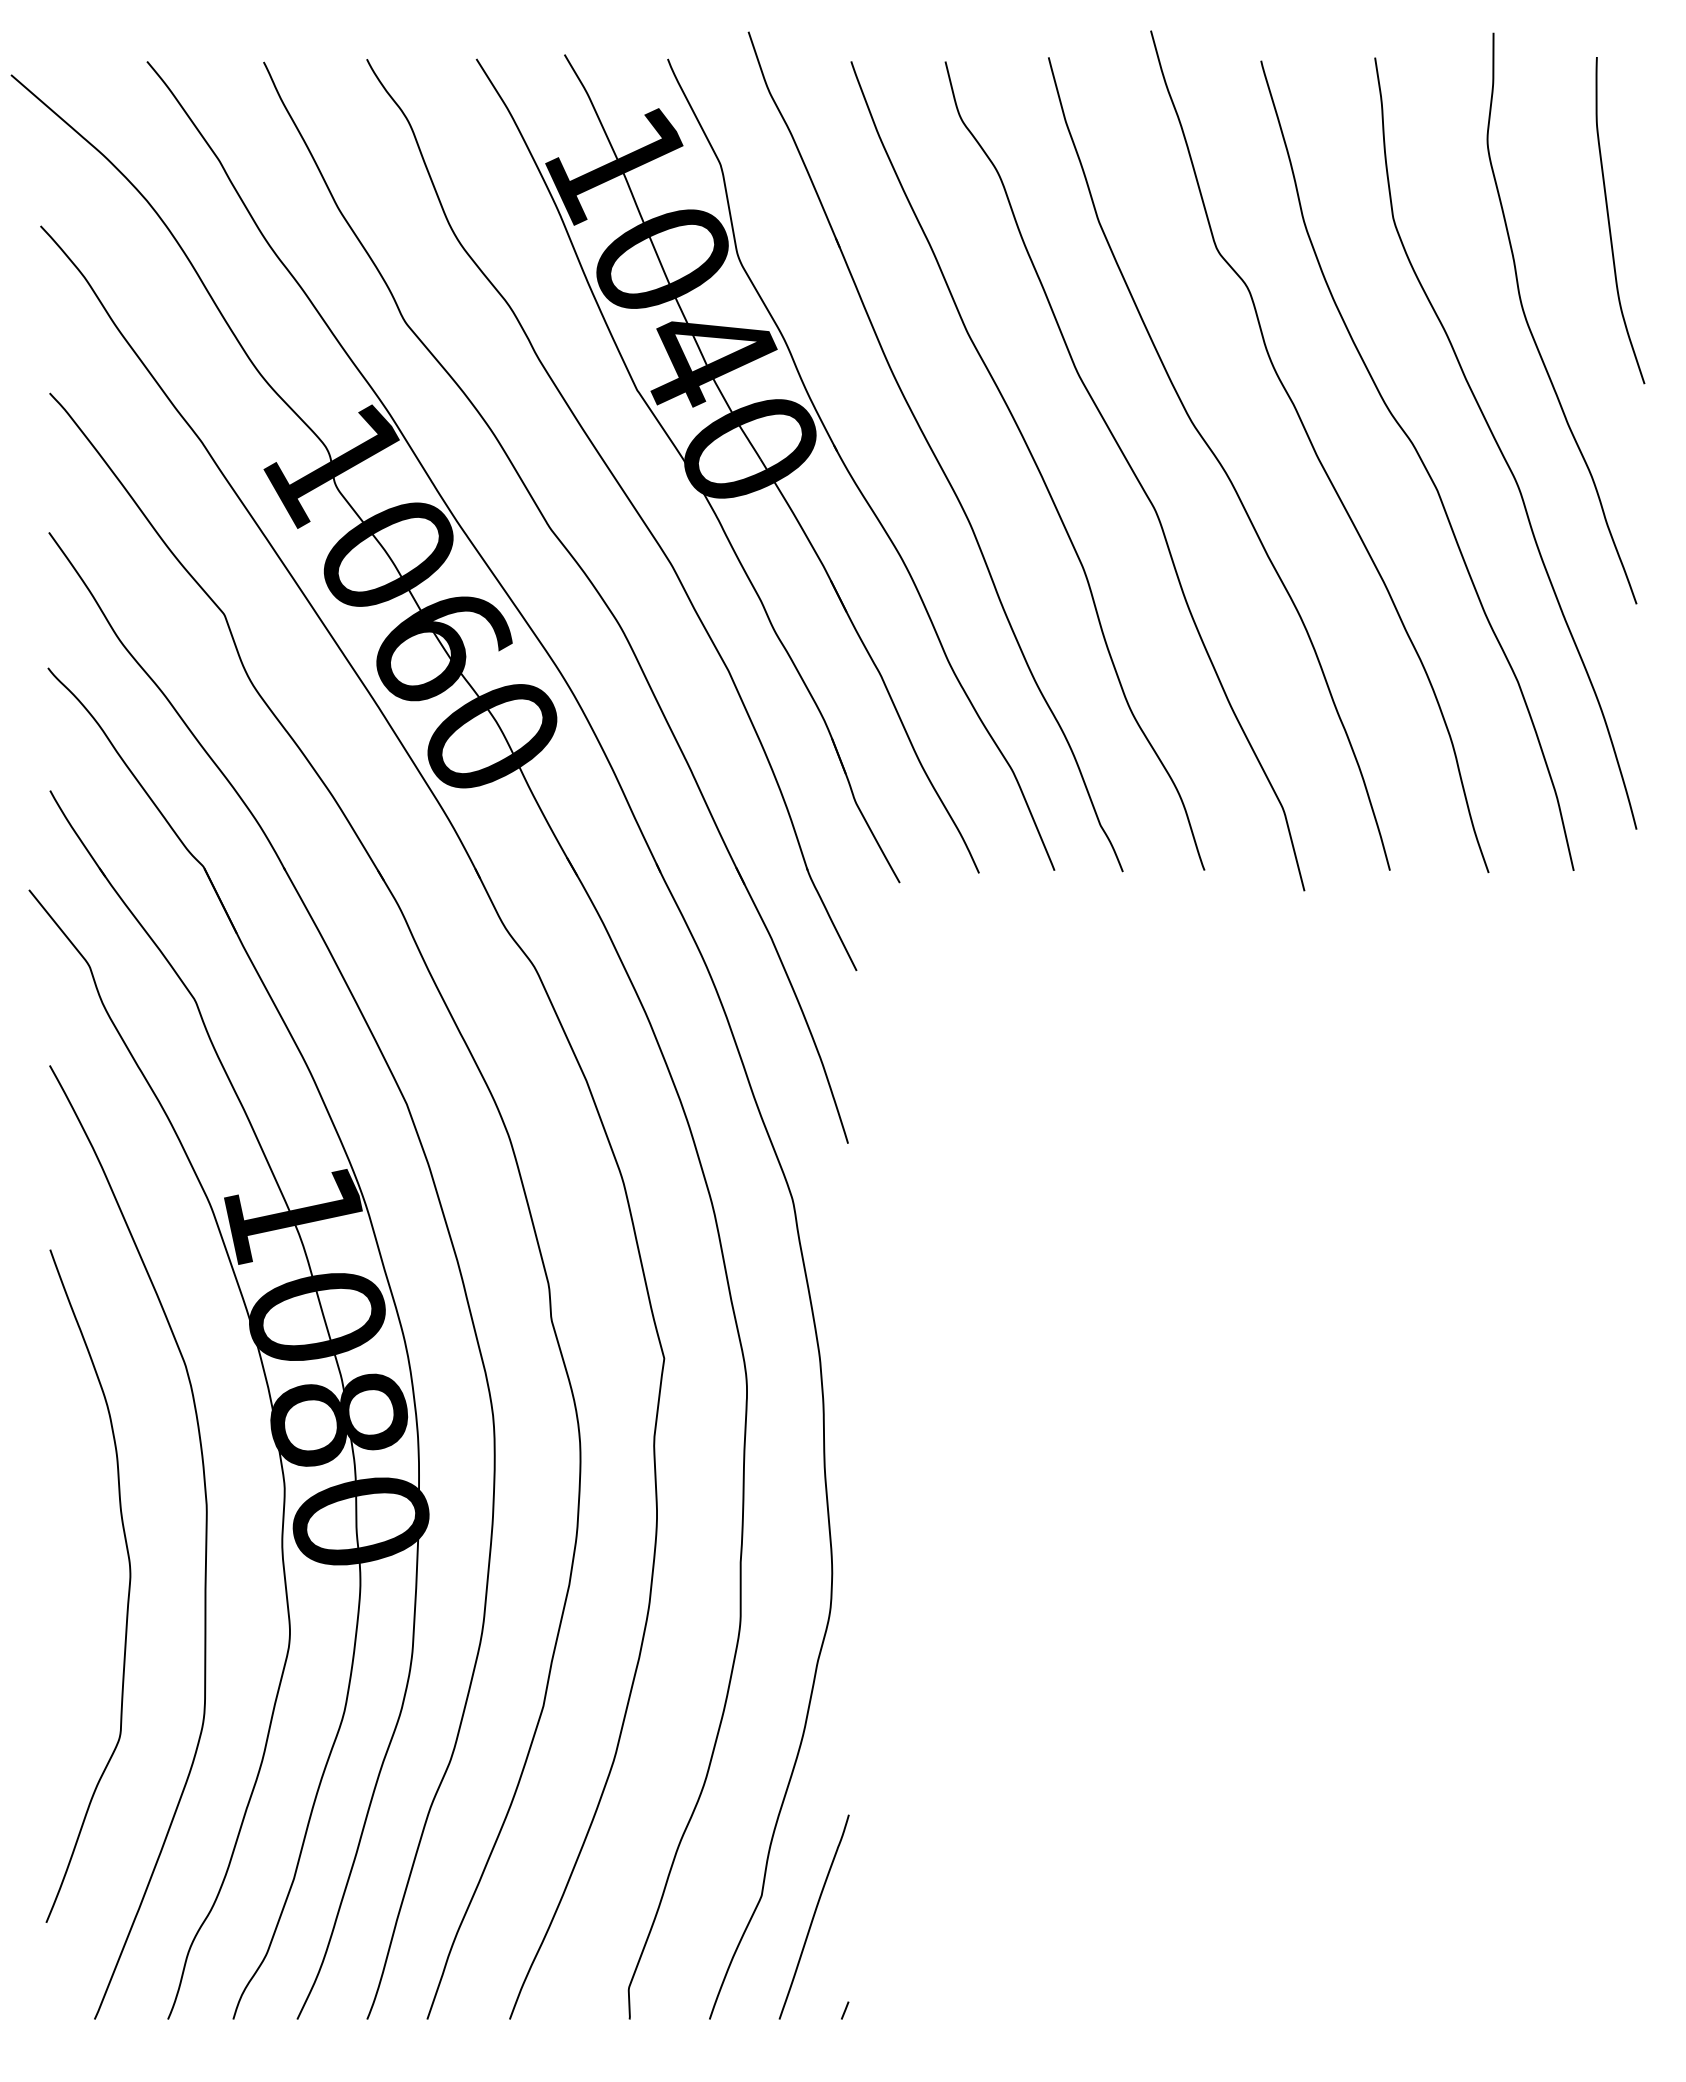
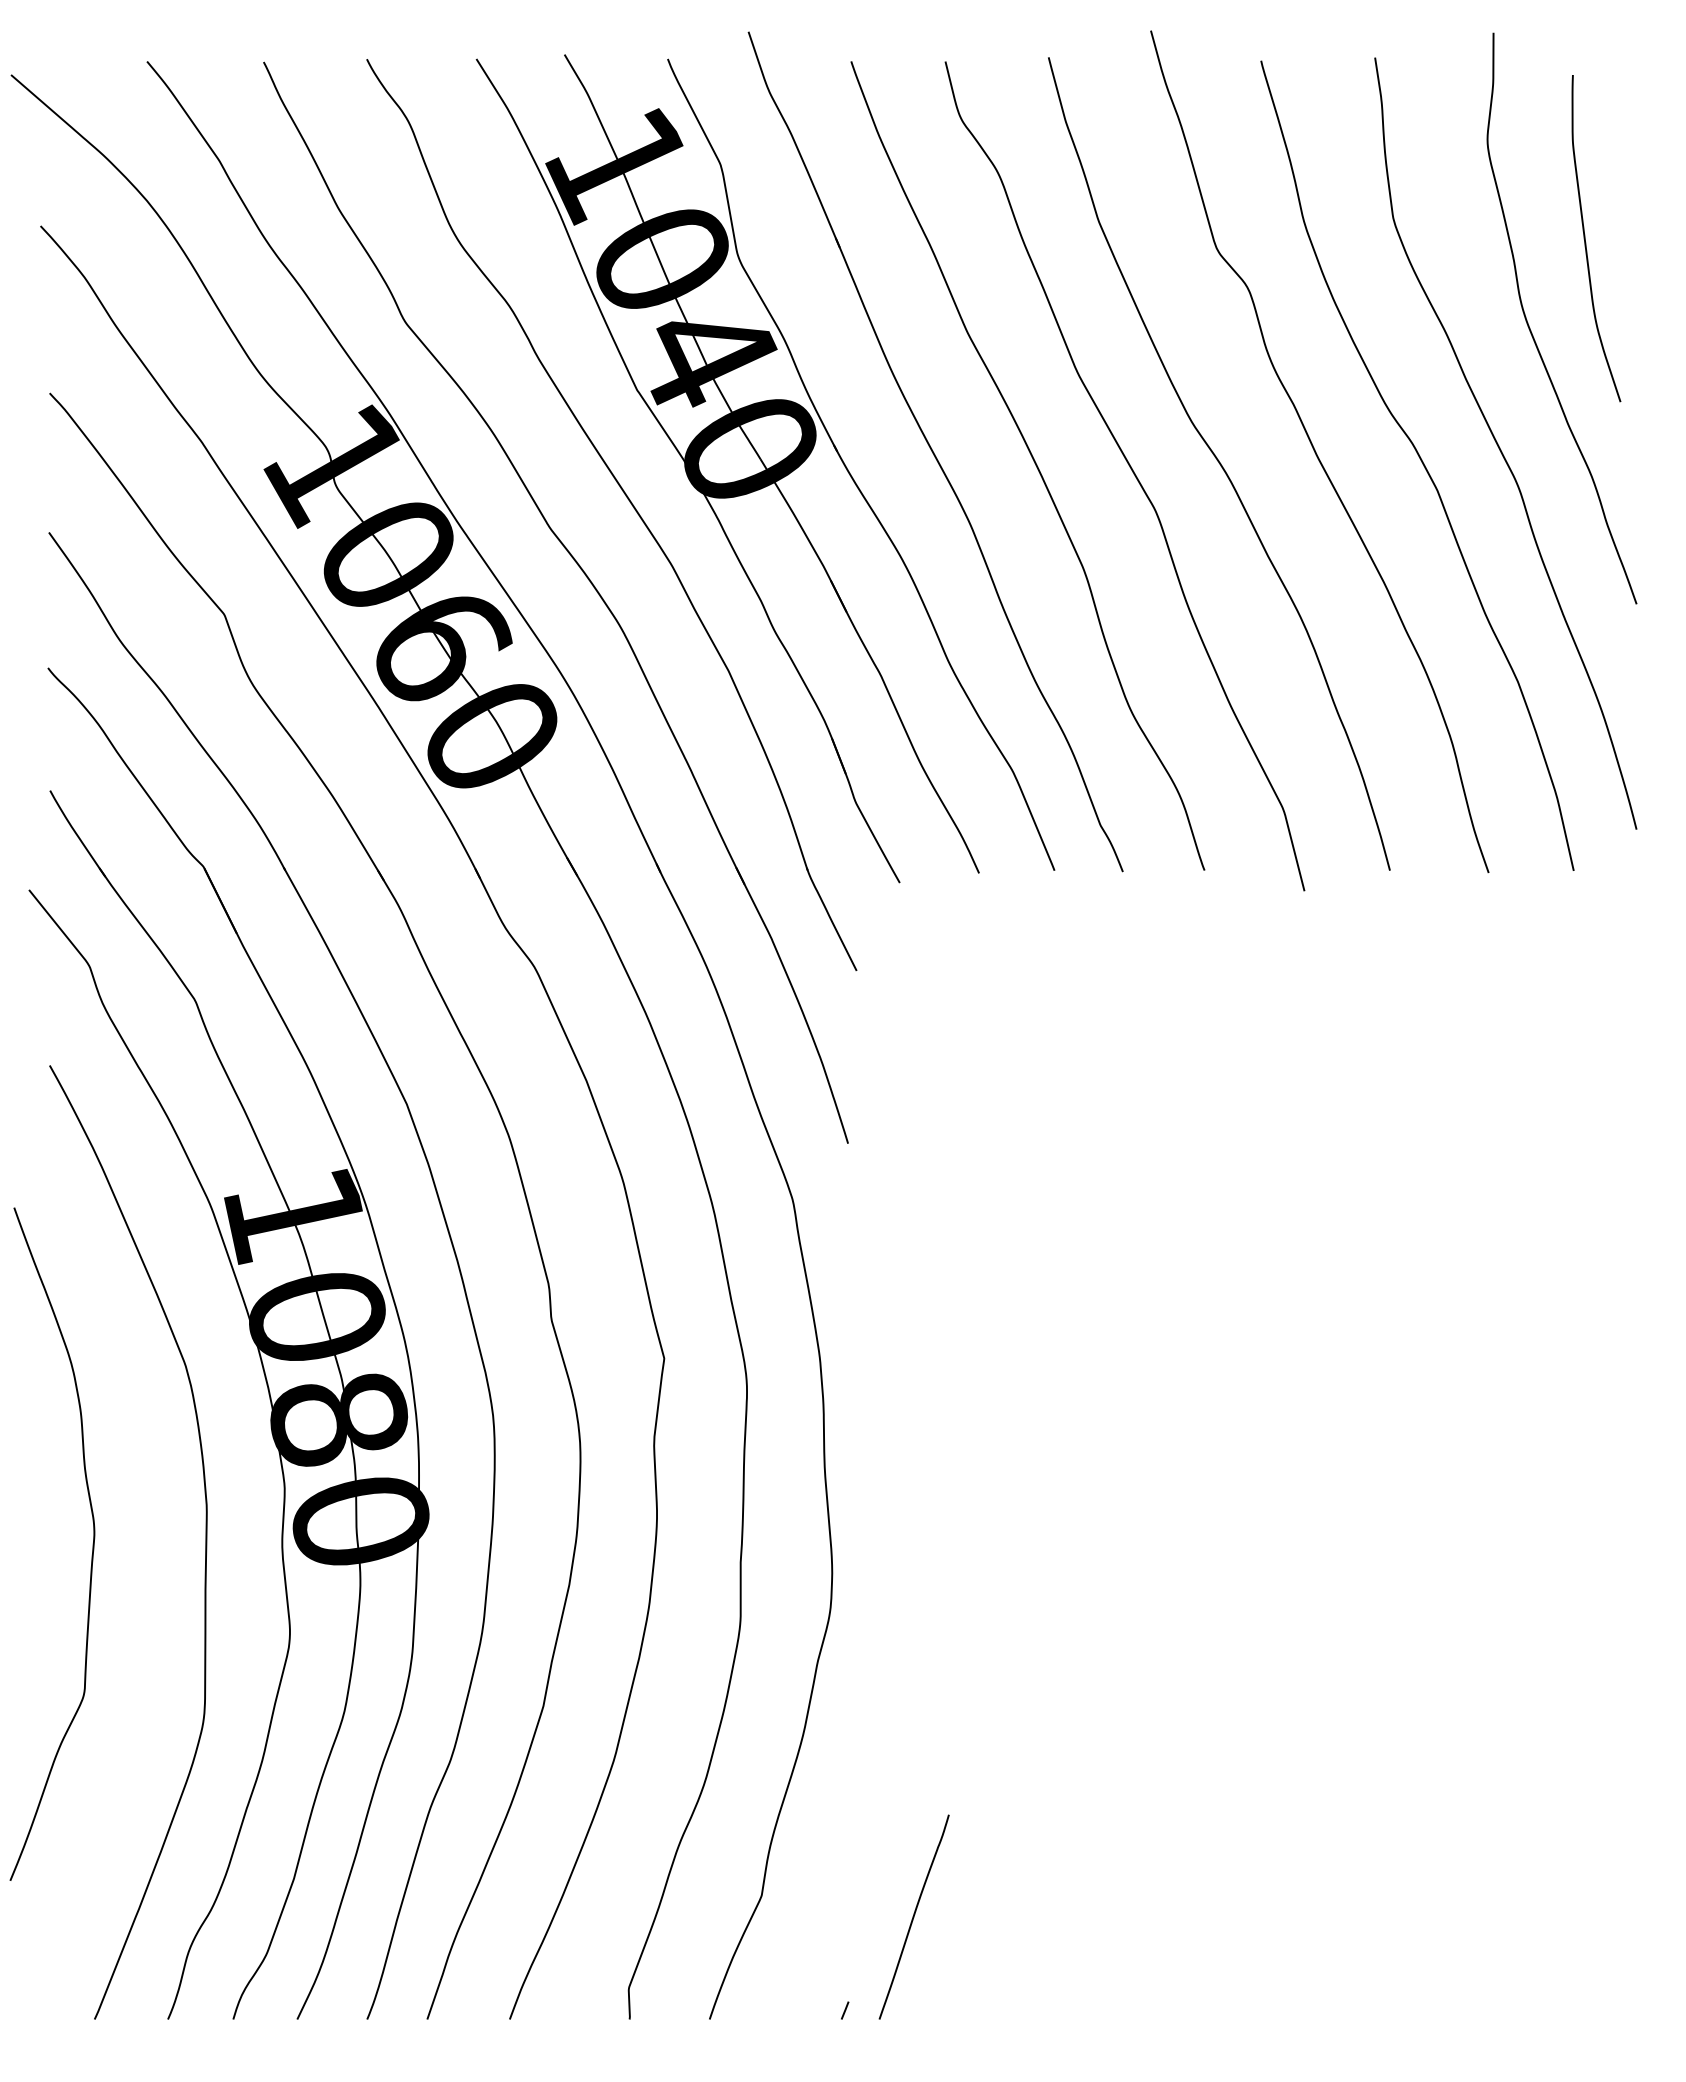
curve position: (1610, 224) -> (1586, 242) (1586, 242)
curve position: (128, 1585) -> (92, 1543) (92, 1543)
curve position: (813, 1916) -> (913, 1916) (913, 1916)
